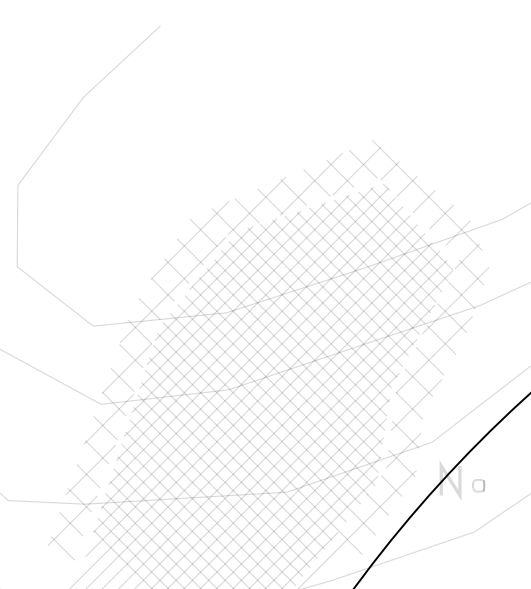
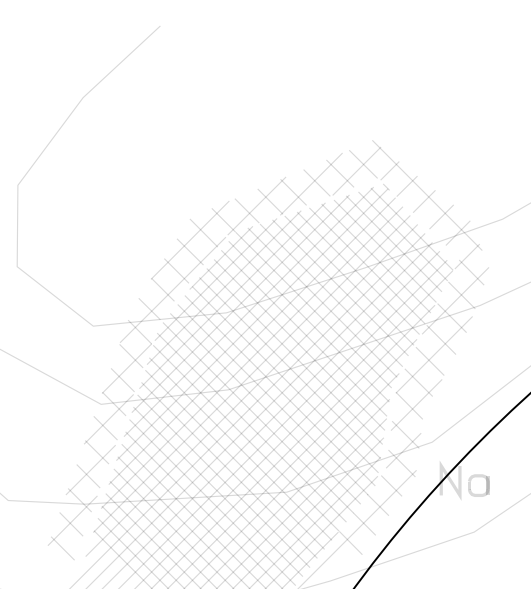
part size: 13x13 px -> 22x22 px (478, 485)
